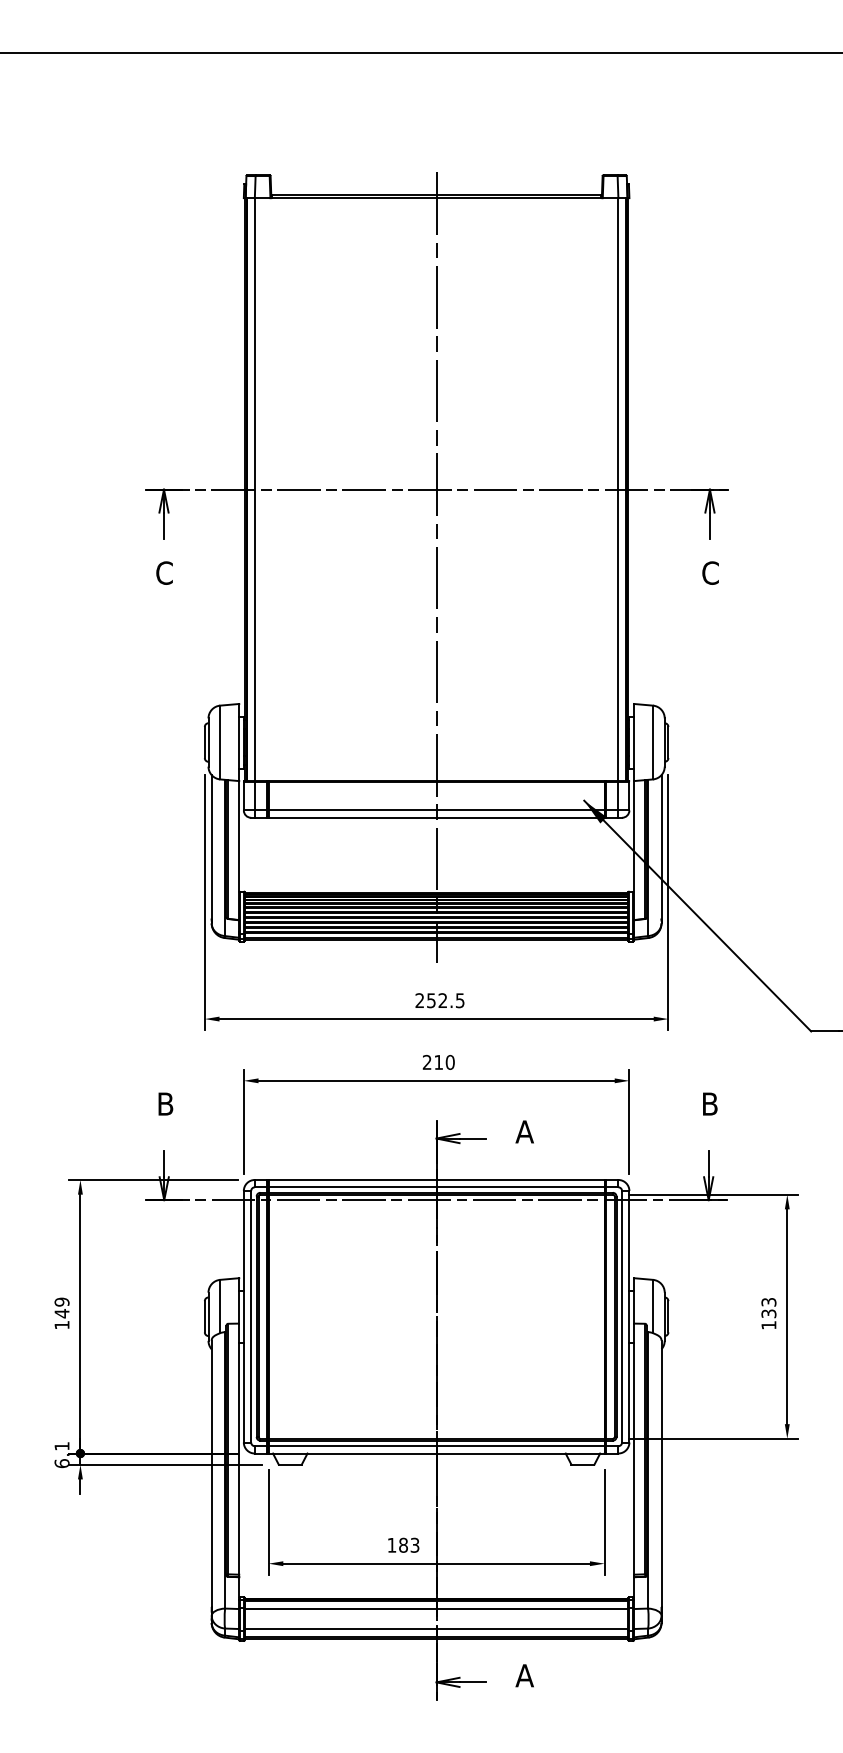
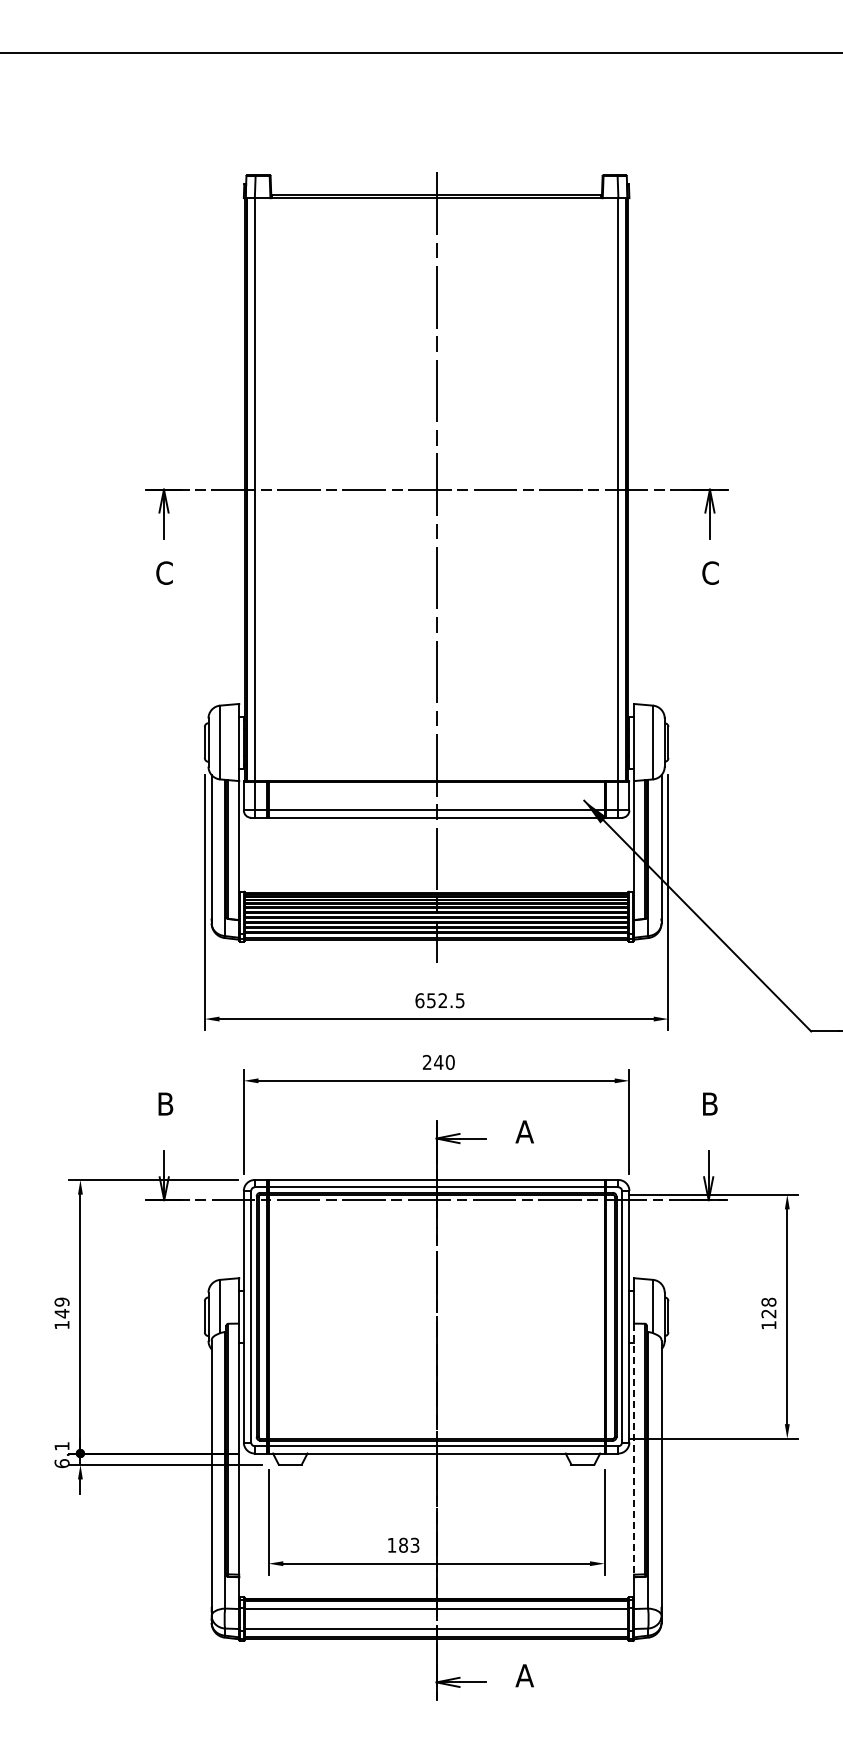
text: 252.5 -> 652.5 (419, 1000)
text: 210 -> 240 (438, 1062)
text: 133 -> 128 (768, 1307)
line: solid -> dashed (633, 1449)
